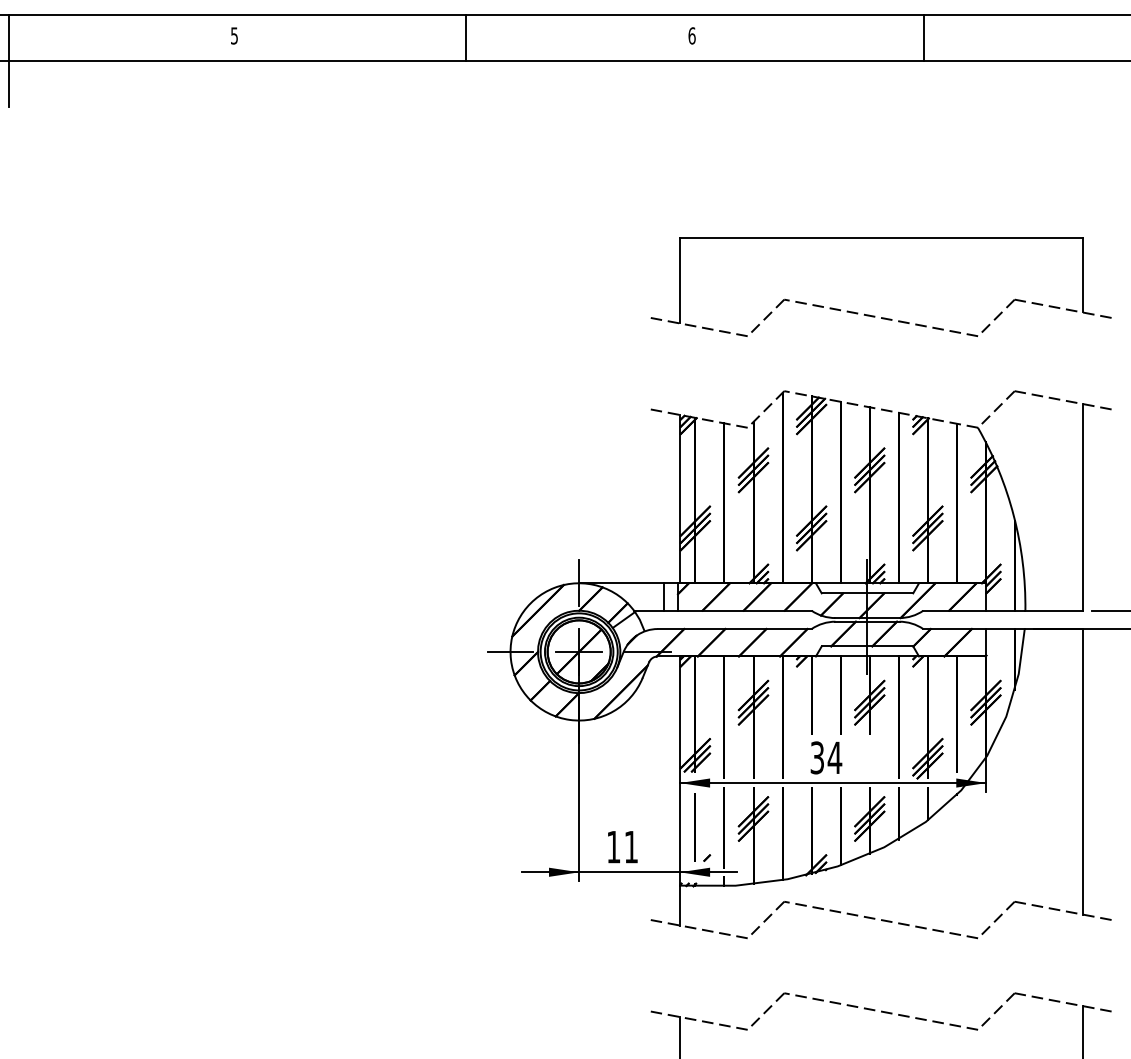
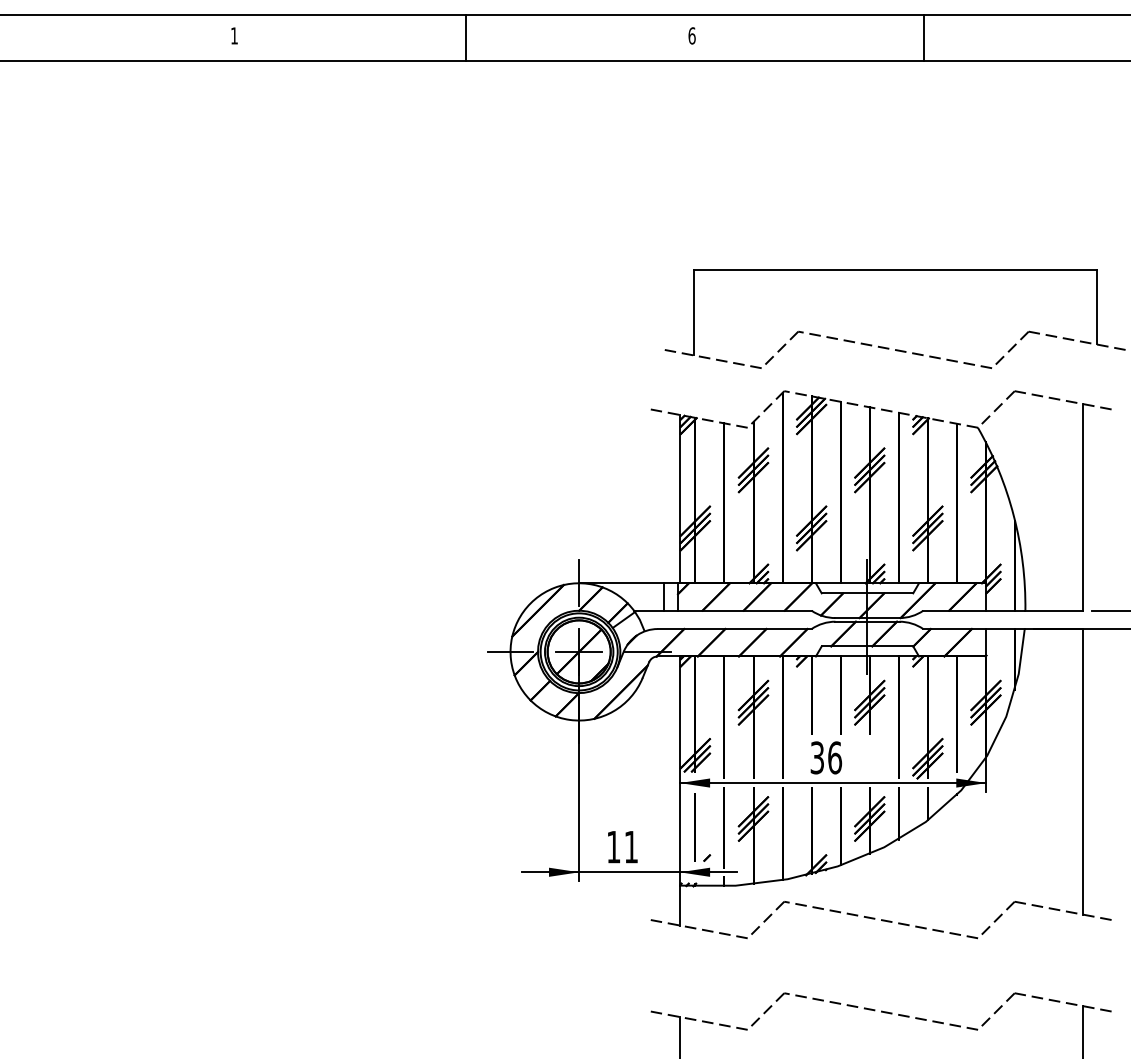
text: 5 -> 1 (234, 35)
line: present -> none (8, 60)
part position: (874, 315) -> (888, 347) (888, 347)
text: 34 -> 36 (834, 757)
